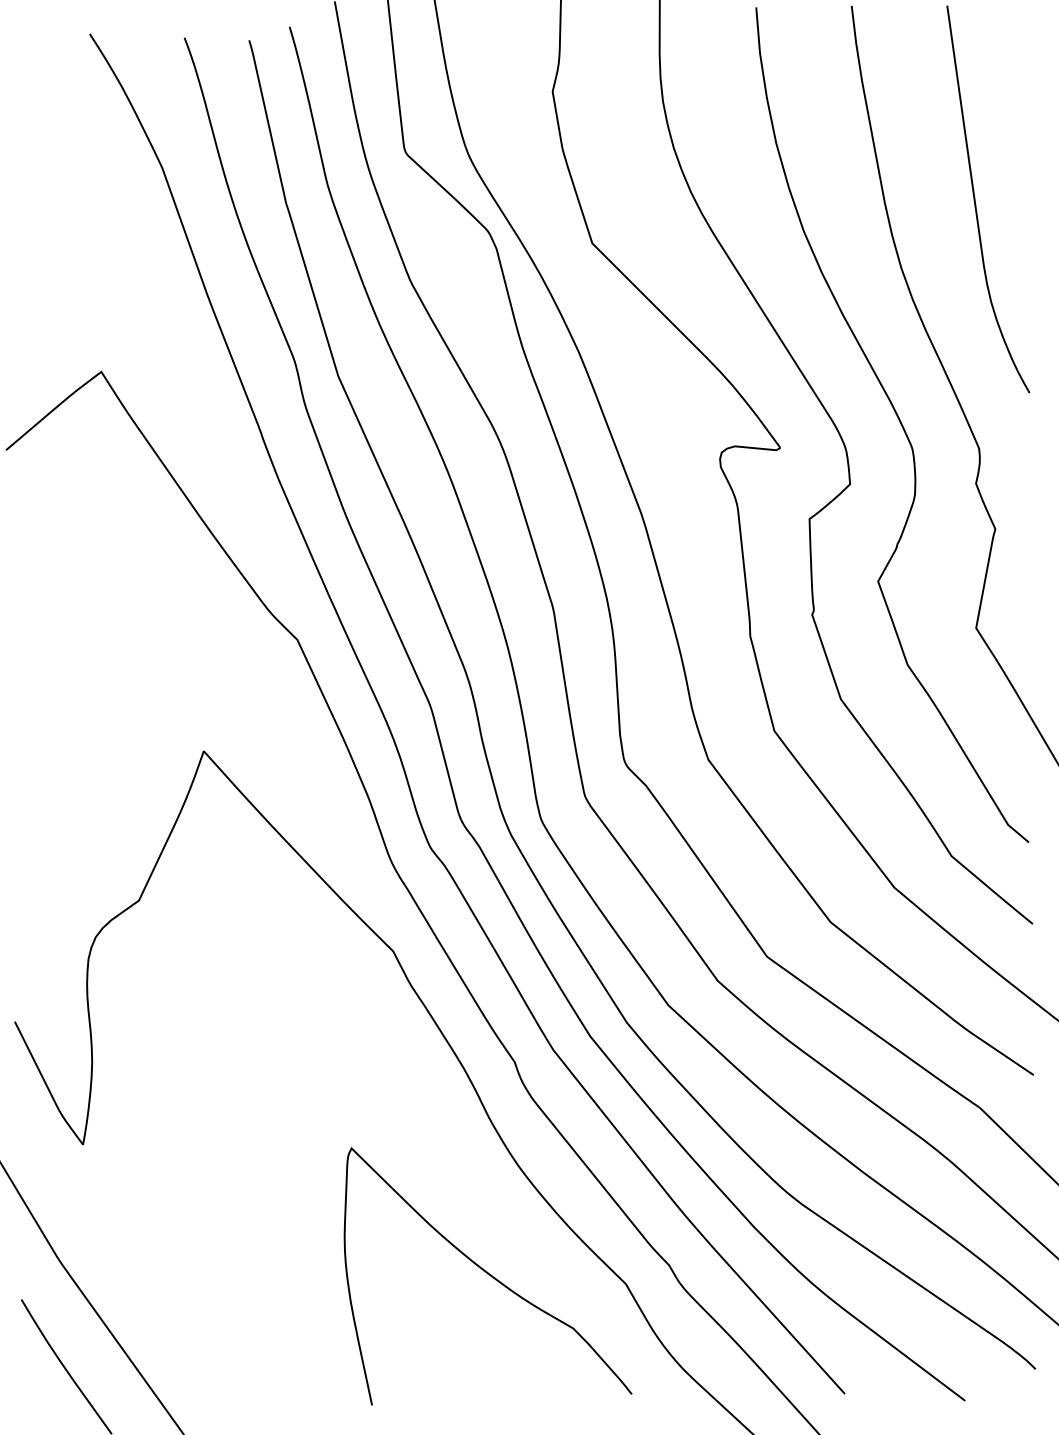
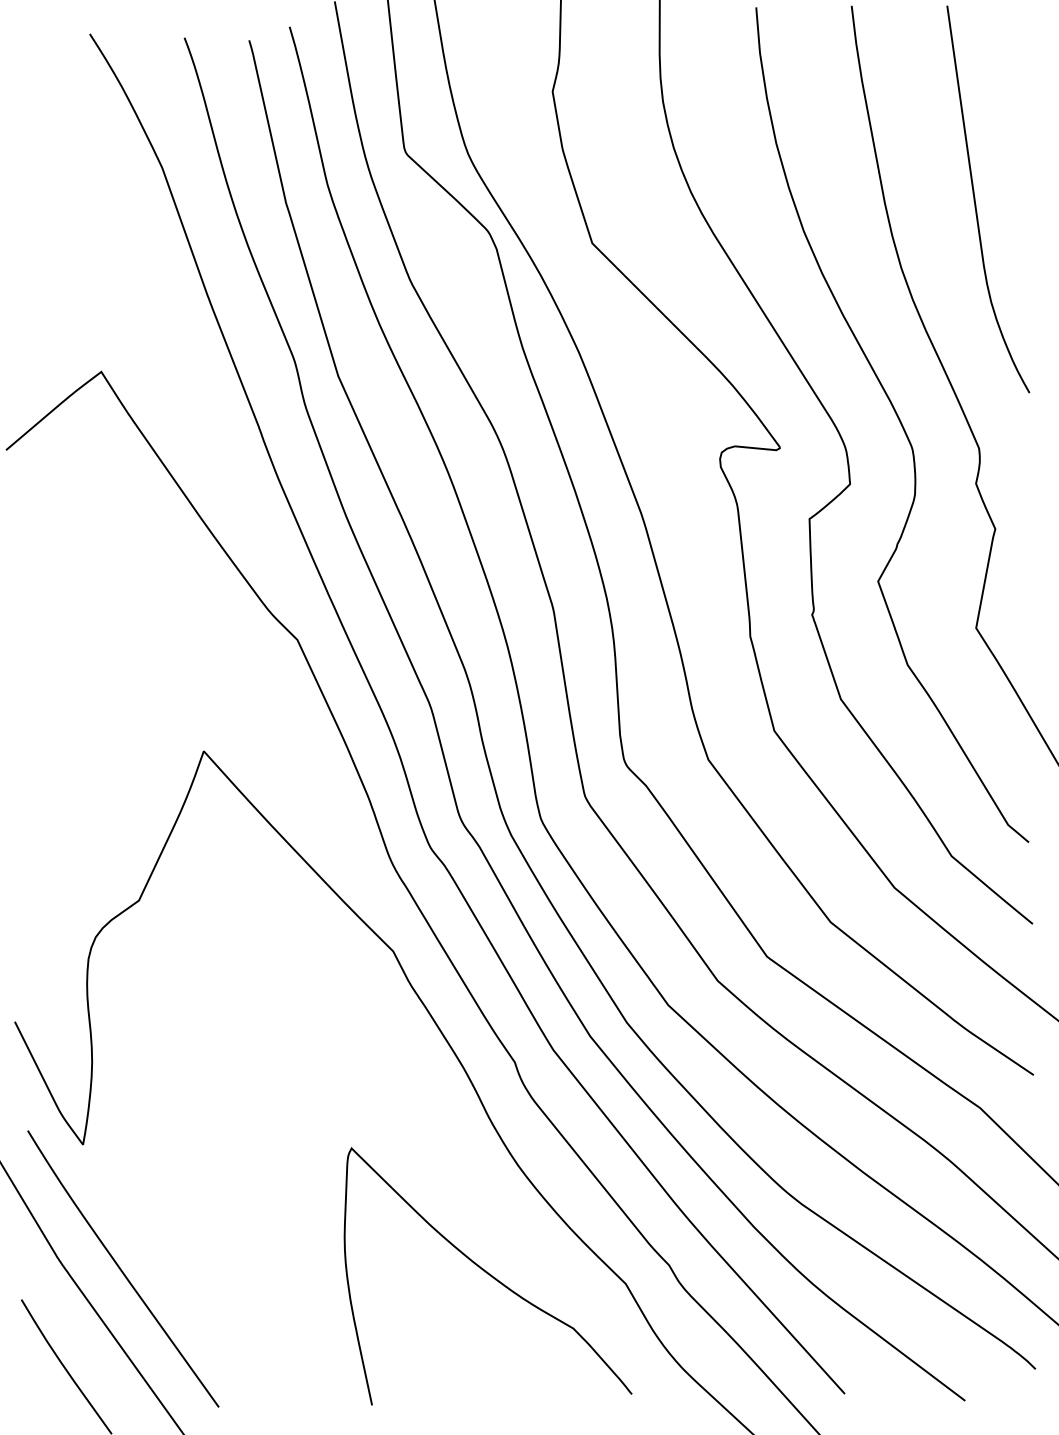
curve: none -> present (121, 1268)
